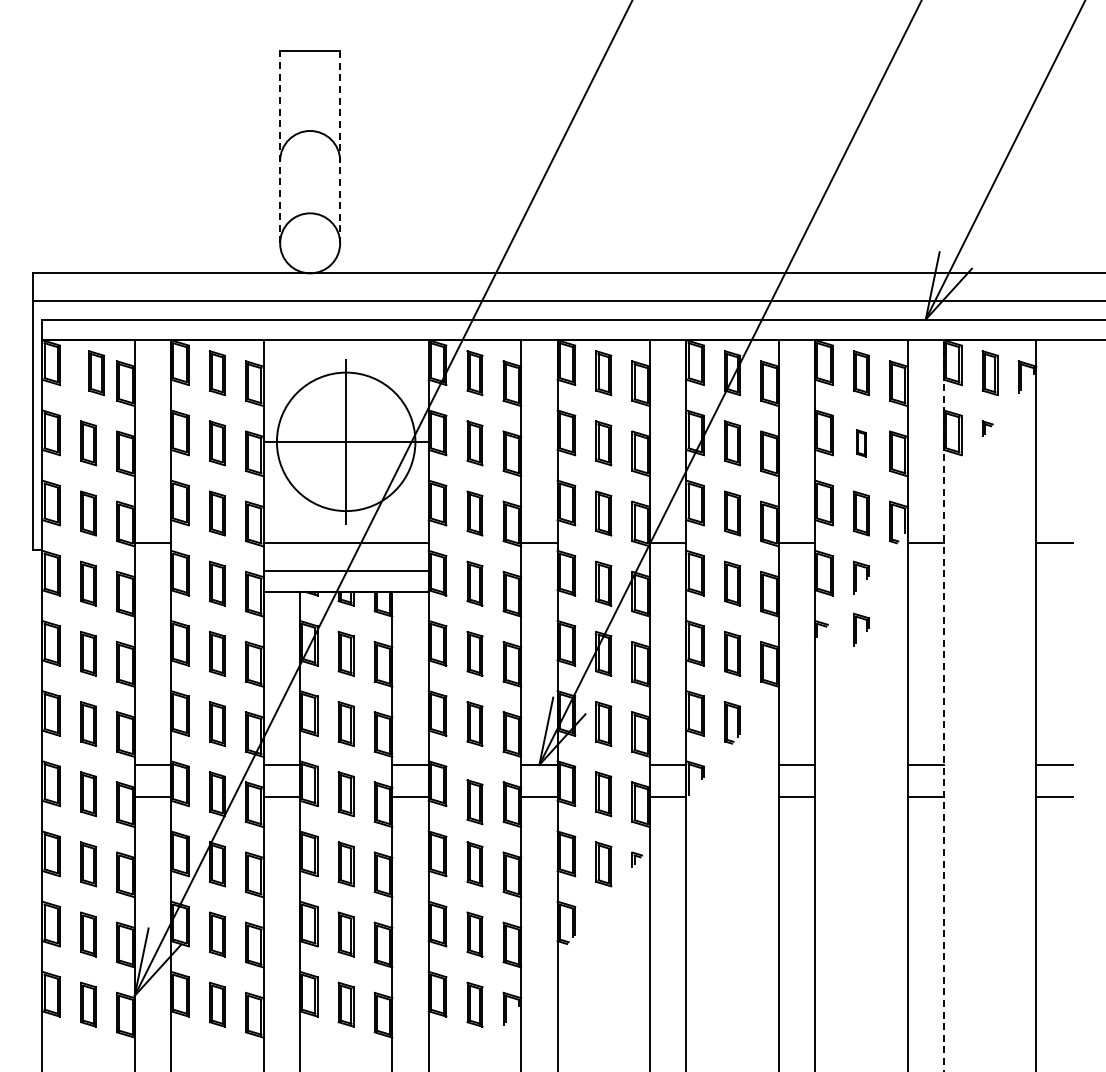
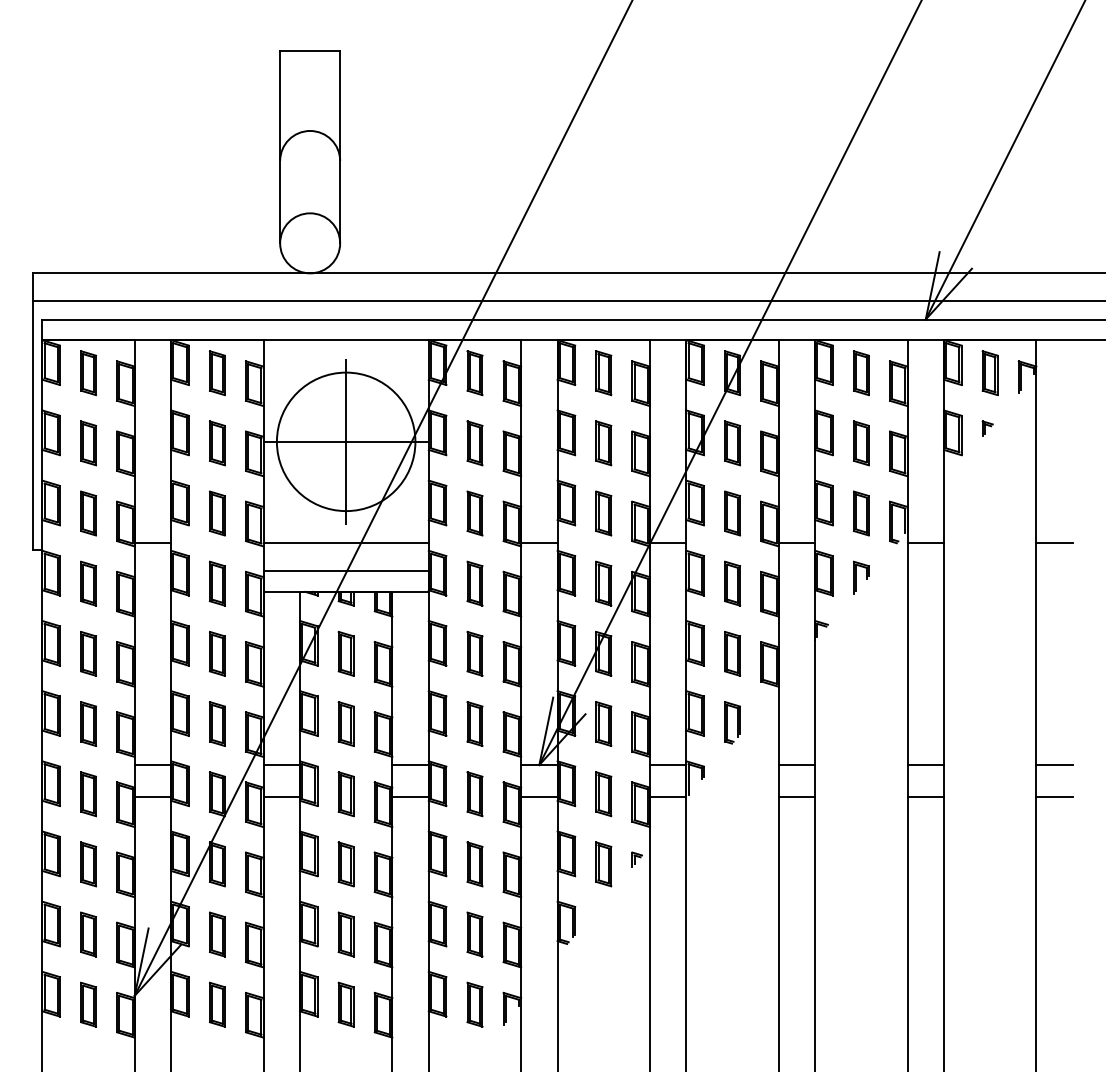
line: dashed -> solid (280, 146)
line: dashed -> solid (340, 147)
part position: (96, 373) -> (88, 373) (88, 373)
part size: 11x29 px -> 17x47 px (861, 443)
part: present -> none (861, 629)
line: dashed -> solid (944, 706)
part position: (474, 802) -> (474, 794) (474, 794)
